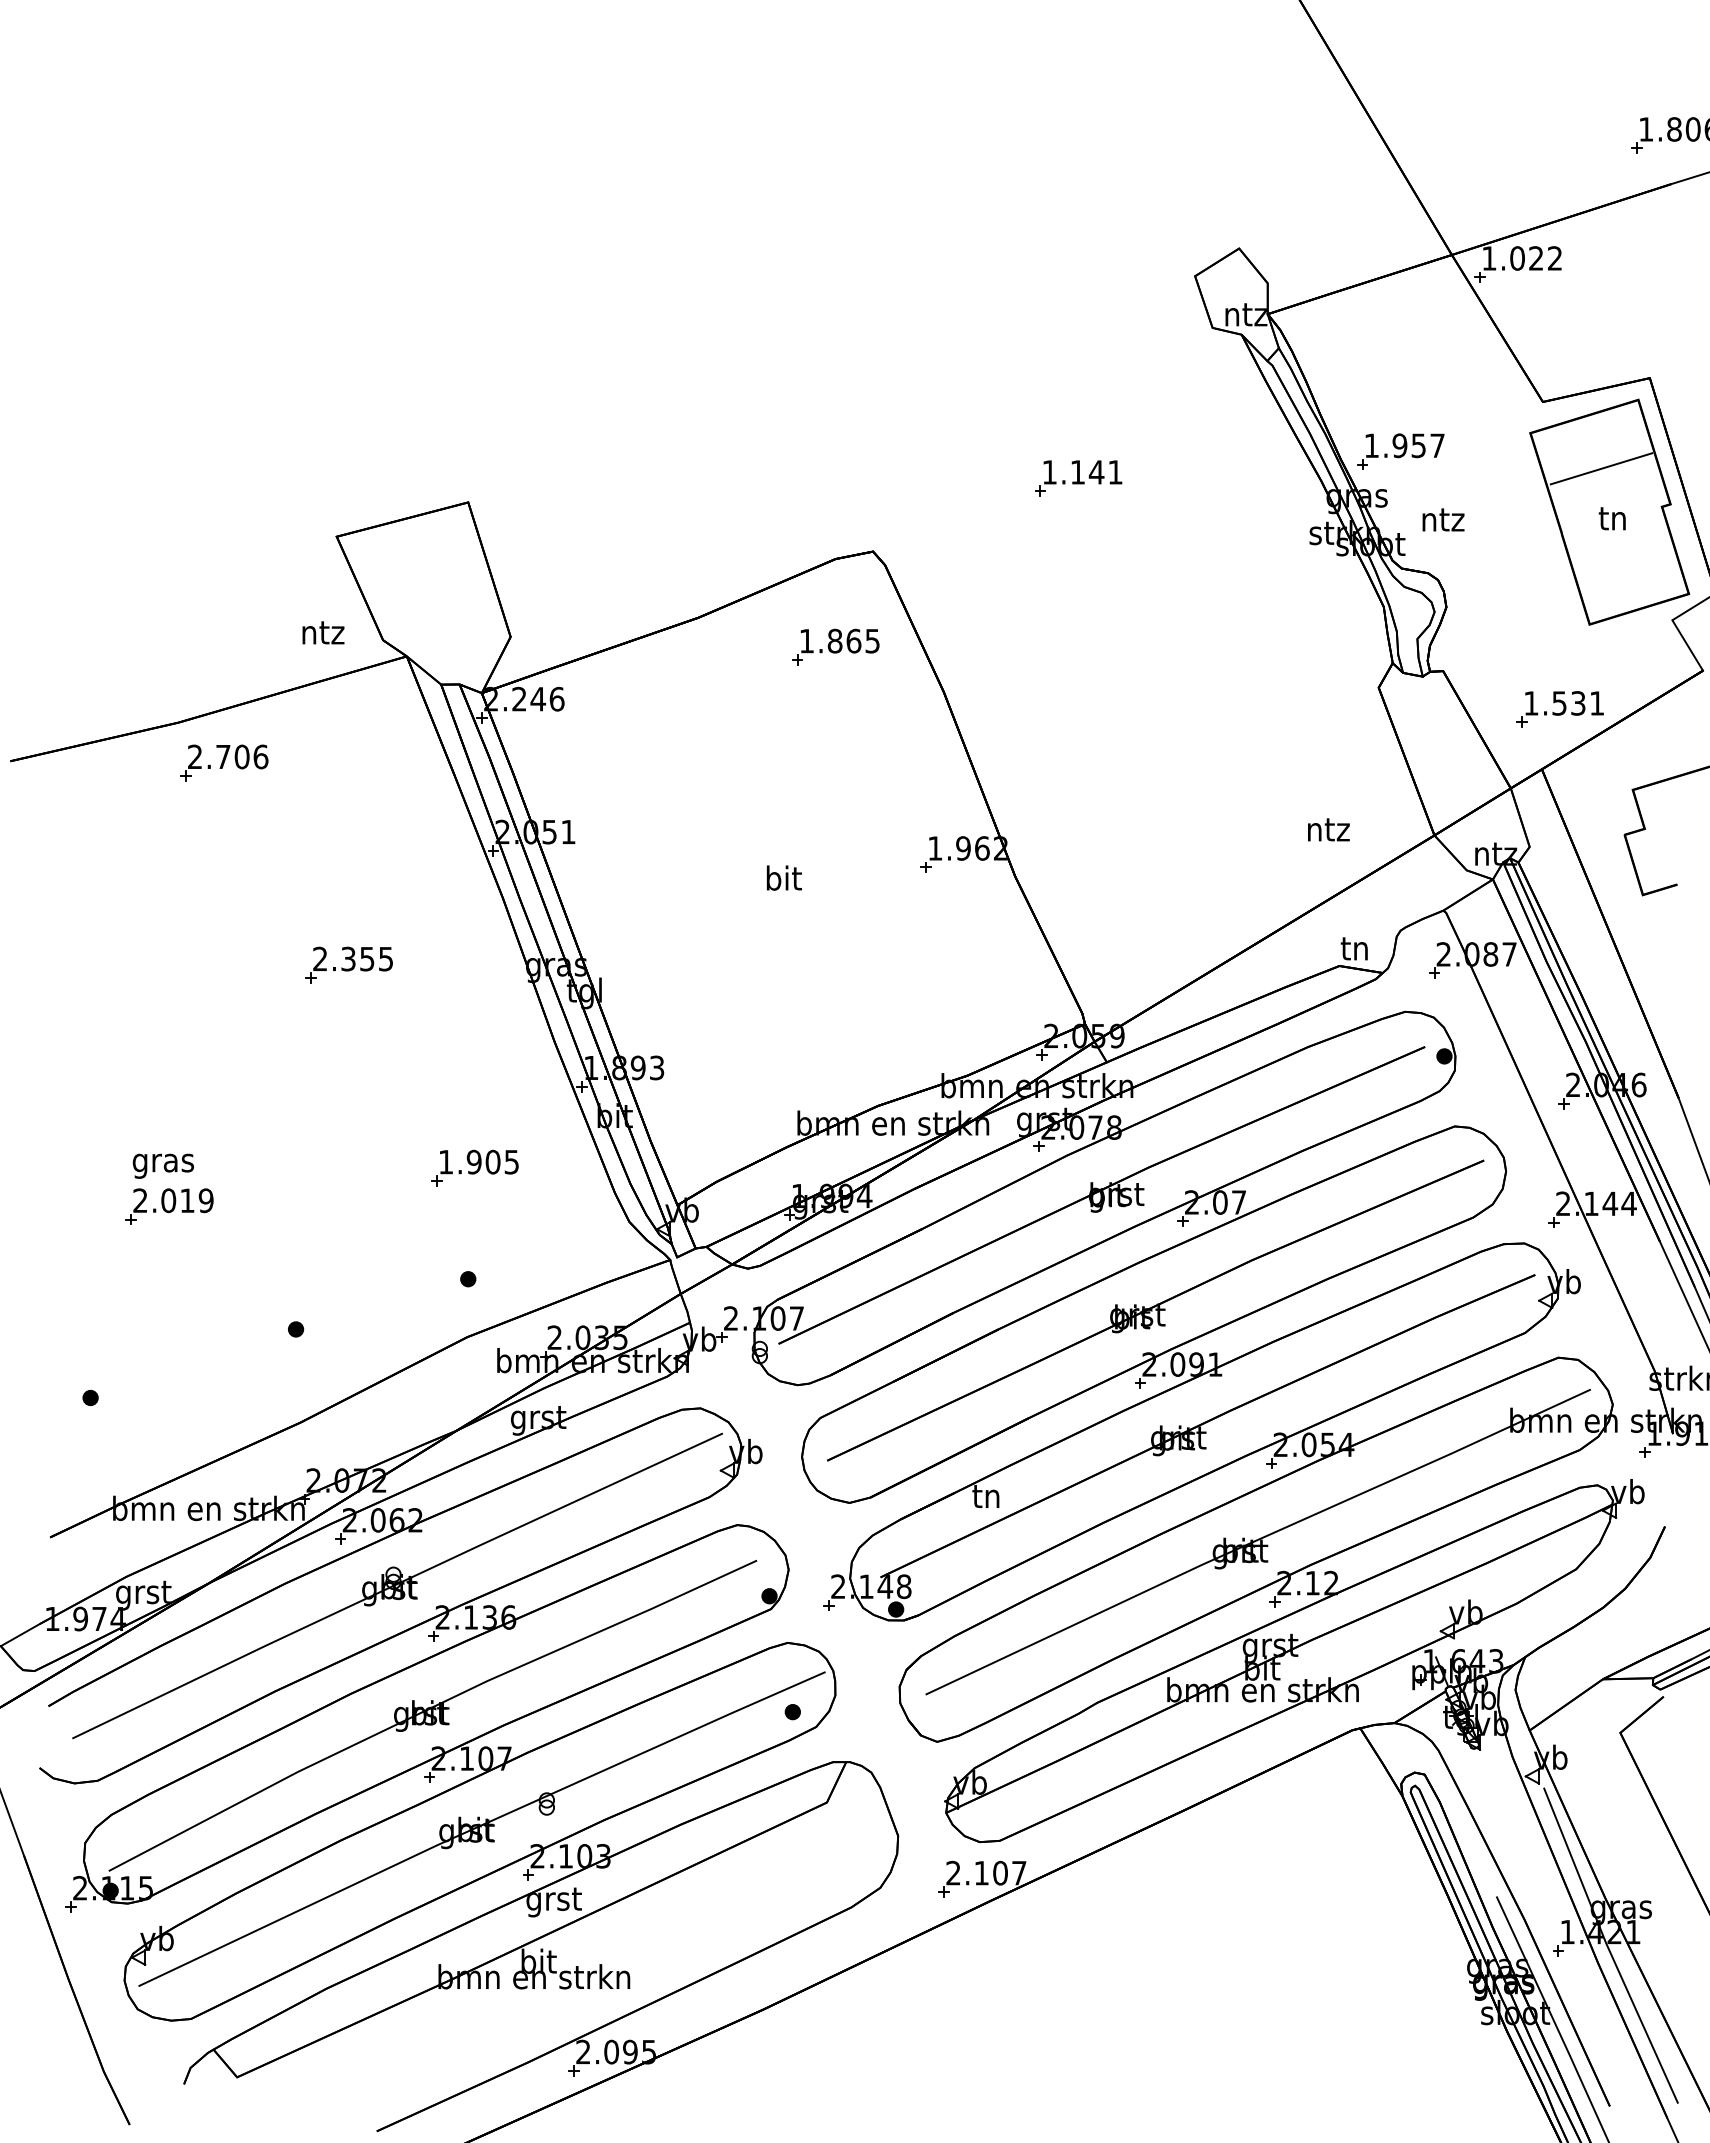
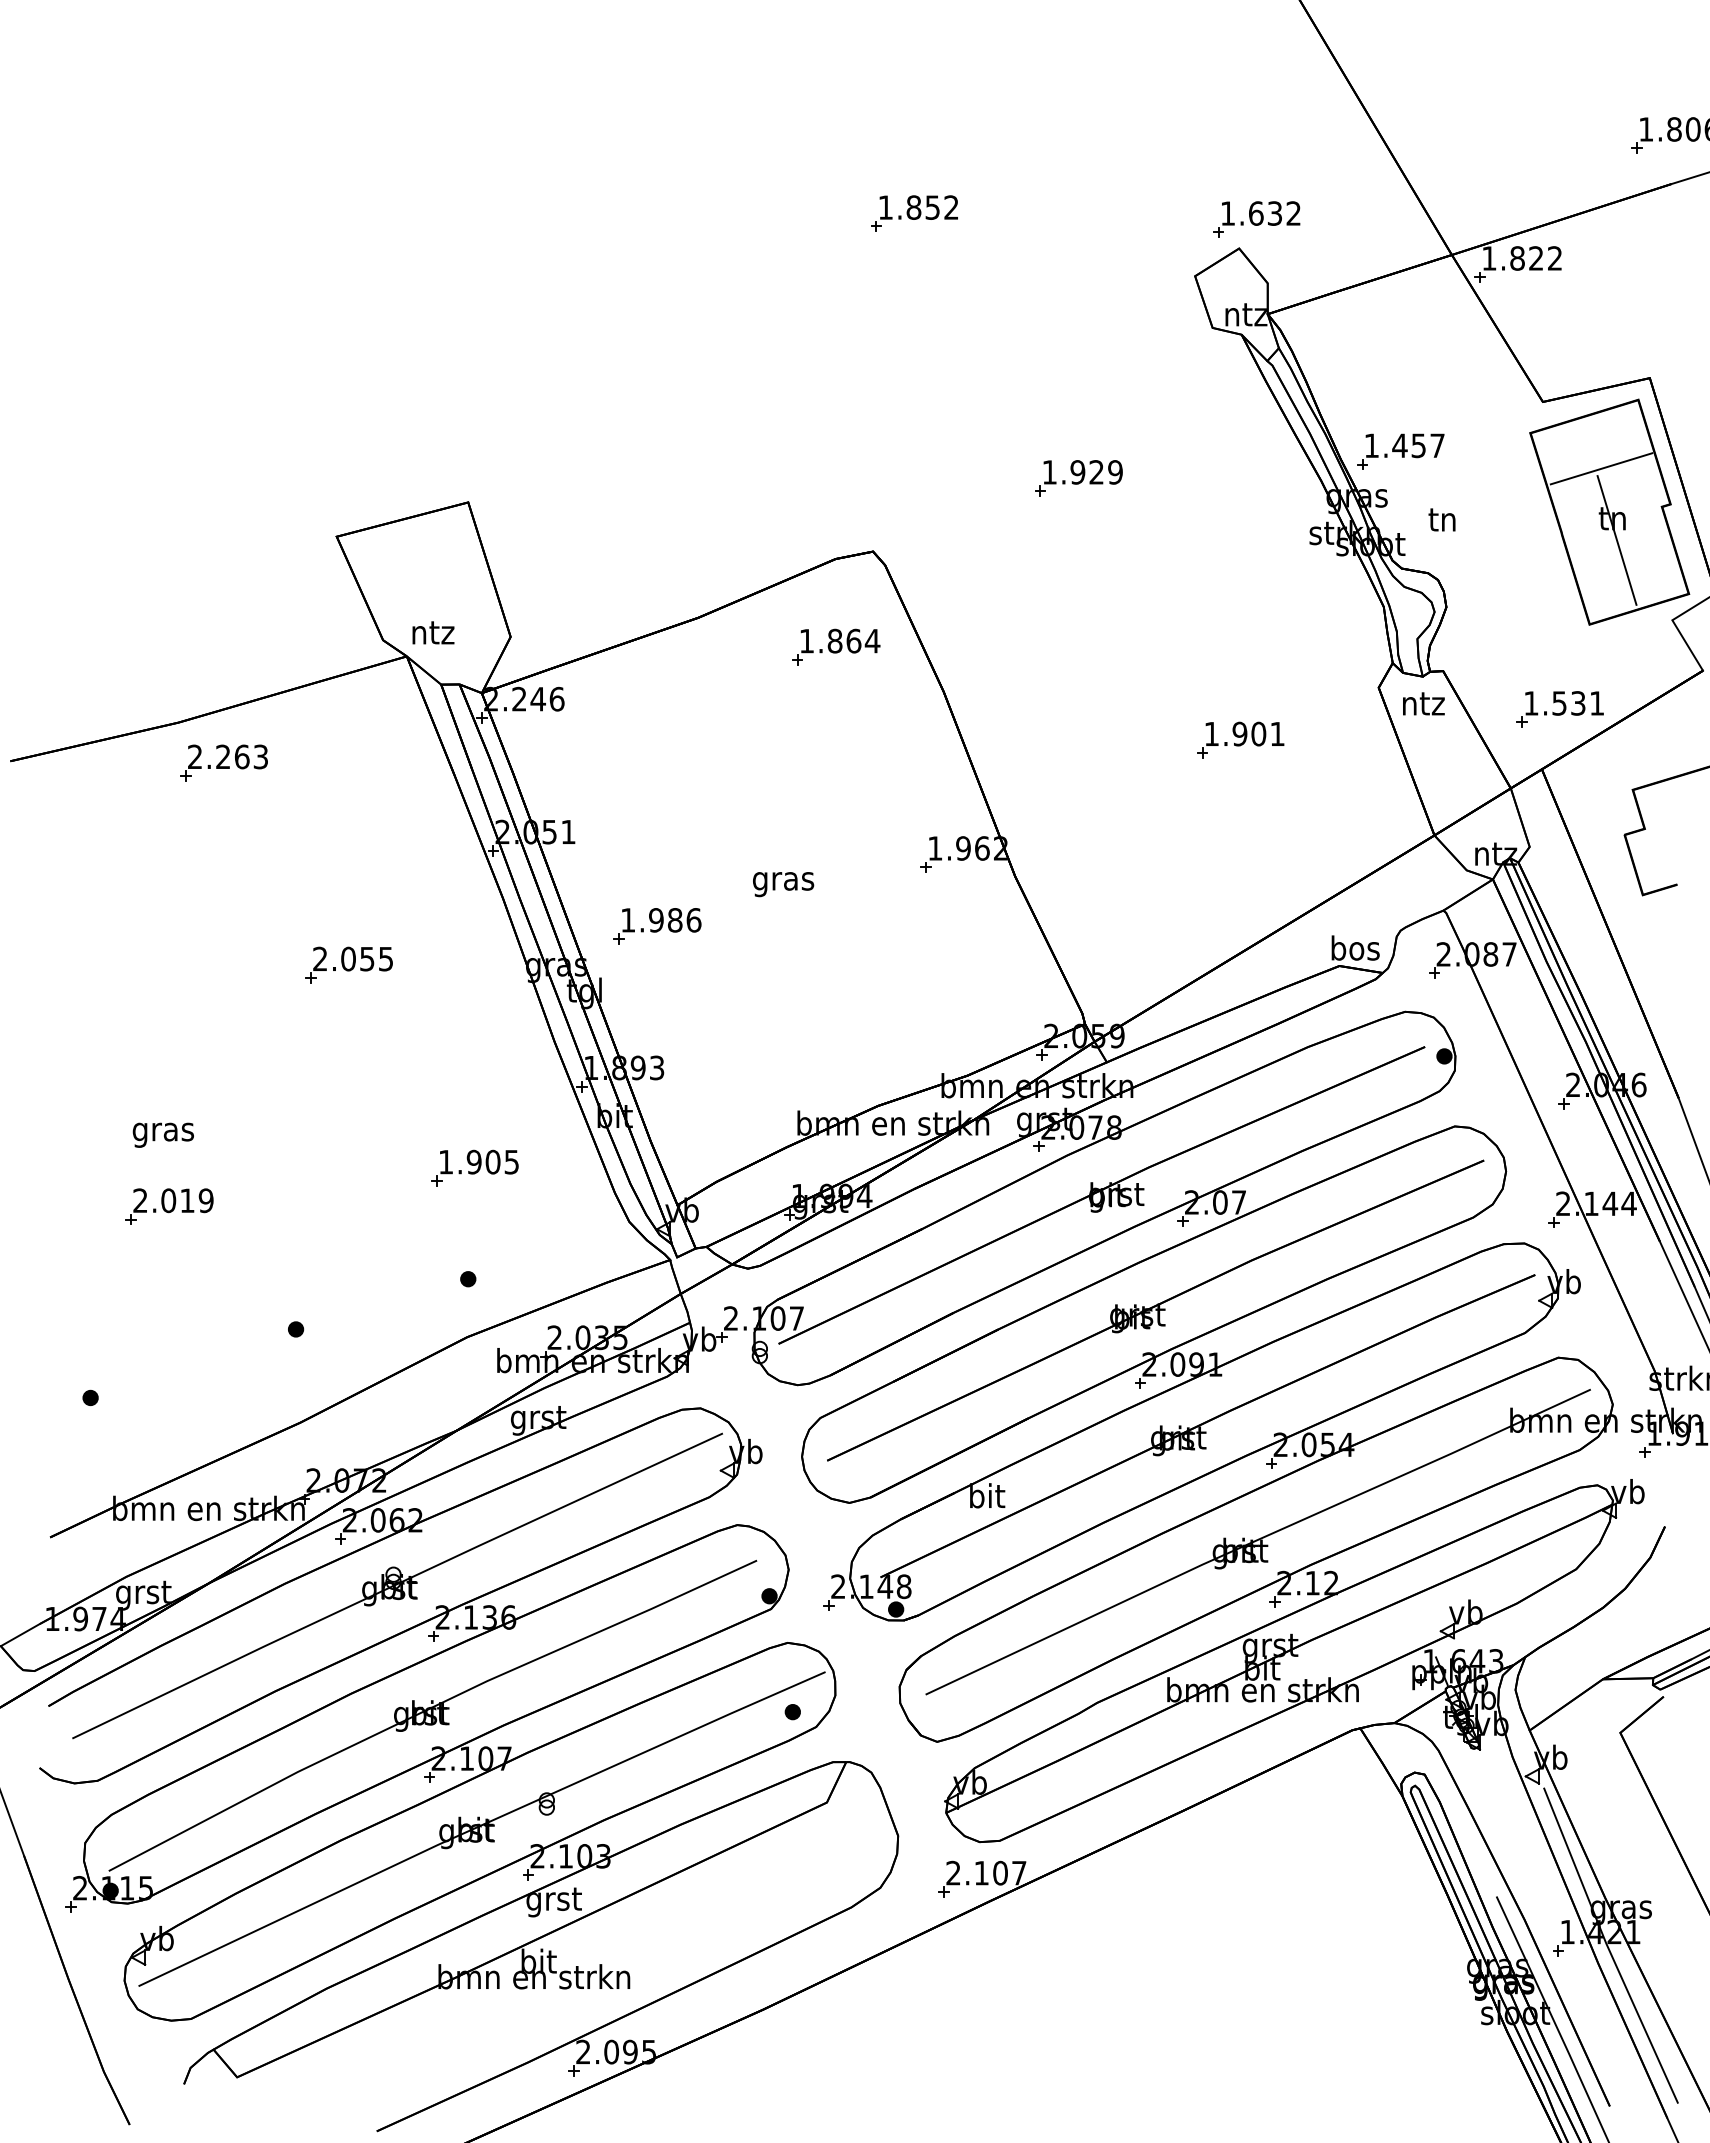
part: none -> present (914, 213)
part: none -> present (1256, 219)
text: 1.022 -> 1.822 (1517, 258)
text: 1.957 -> 1.457 (1399, 445)
text: 1.141 -> 1.929 (1096, 472)
text: ntz -> tn (1443, 519)
line: none -> present (1616, 540)
text position: (323, 632) -> (433, 632) (433, 632)
text: 1.865 -> 1.864 (872, 641)
part: none -> present (1240, 739)
text: 2.706 -> 2.263 (242, 756)
text position: (1328, 829) -> (1423, 703) (1423, 703)
text: bit -> gras (783, 881)
part: none -> present (657, 926)
text: tn -> bos (1355, 947)
text: 2.355 -> 2.055 (348, 958)
text position: (162, 1165) -> (162, 1134) (162, 1134)
text: tn -> bit (987, 1495)
